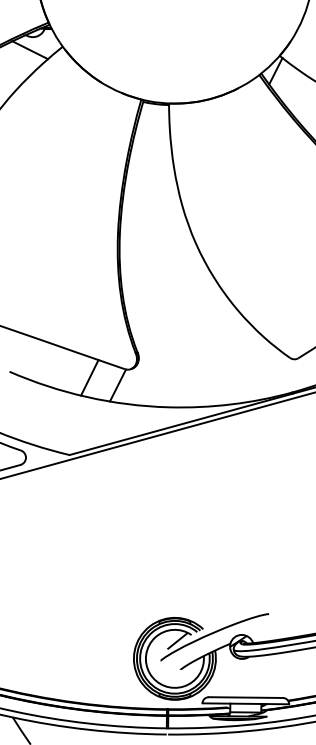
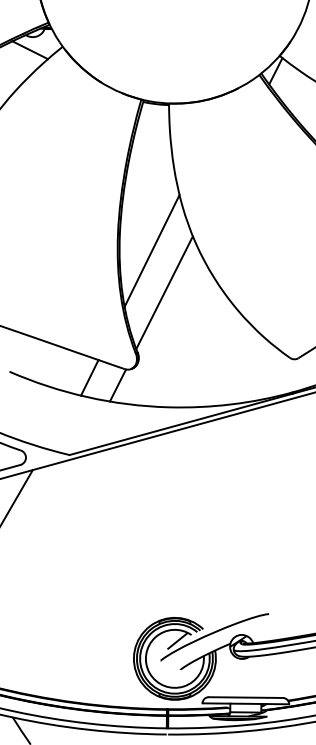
line: none -> present (151, 250)
line: none -> present (164, 292)
line: none -> present (17, 496)
